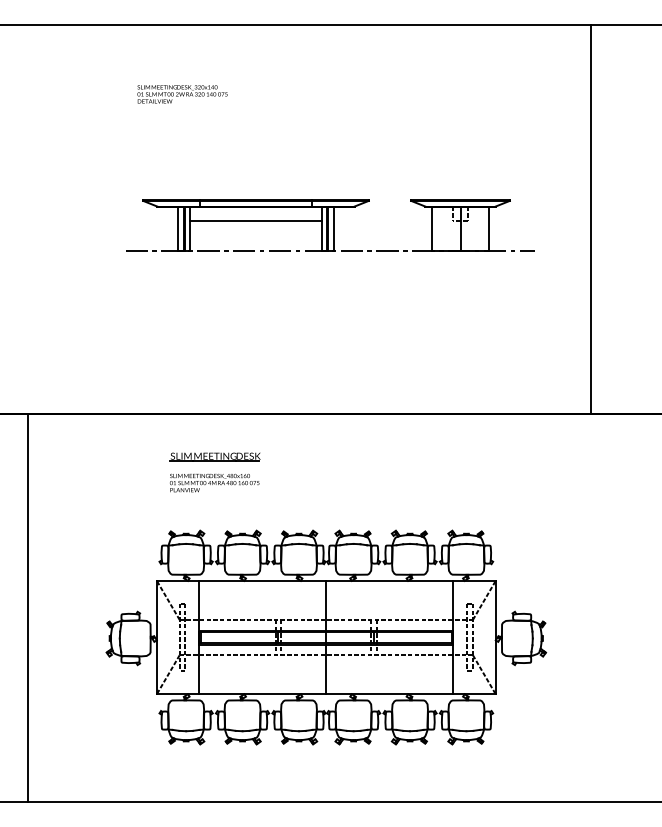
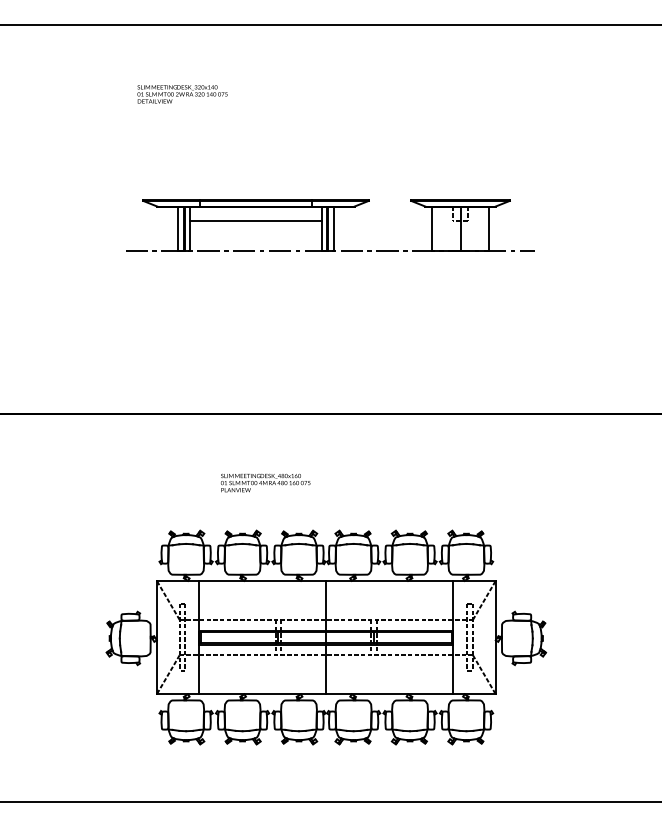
line: present -> none (590, 218)
part: present -> none (214, 456)
text position: (214, 482) -> (265, 482) (265, 482)
line: present -> none (27, 607)
